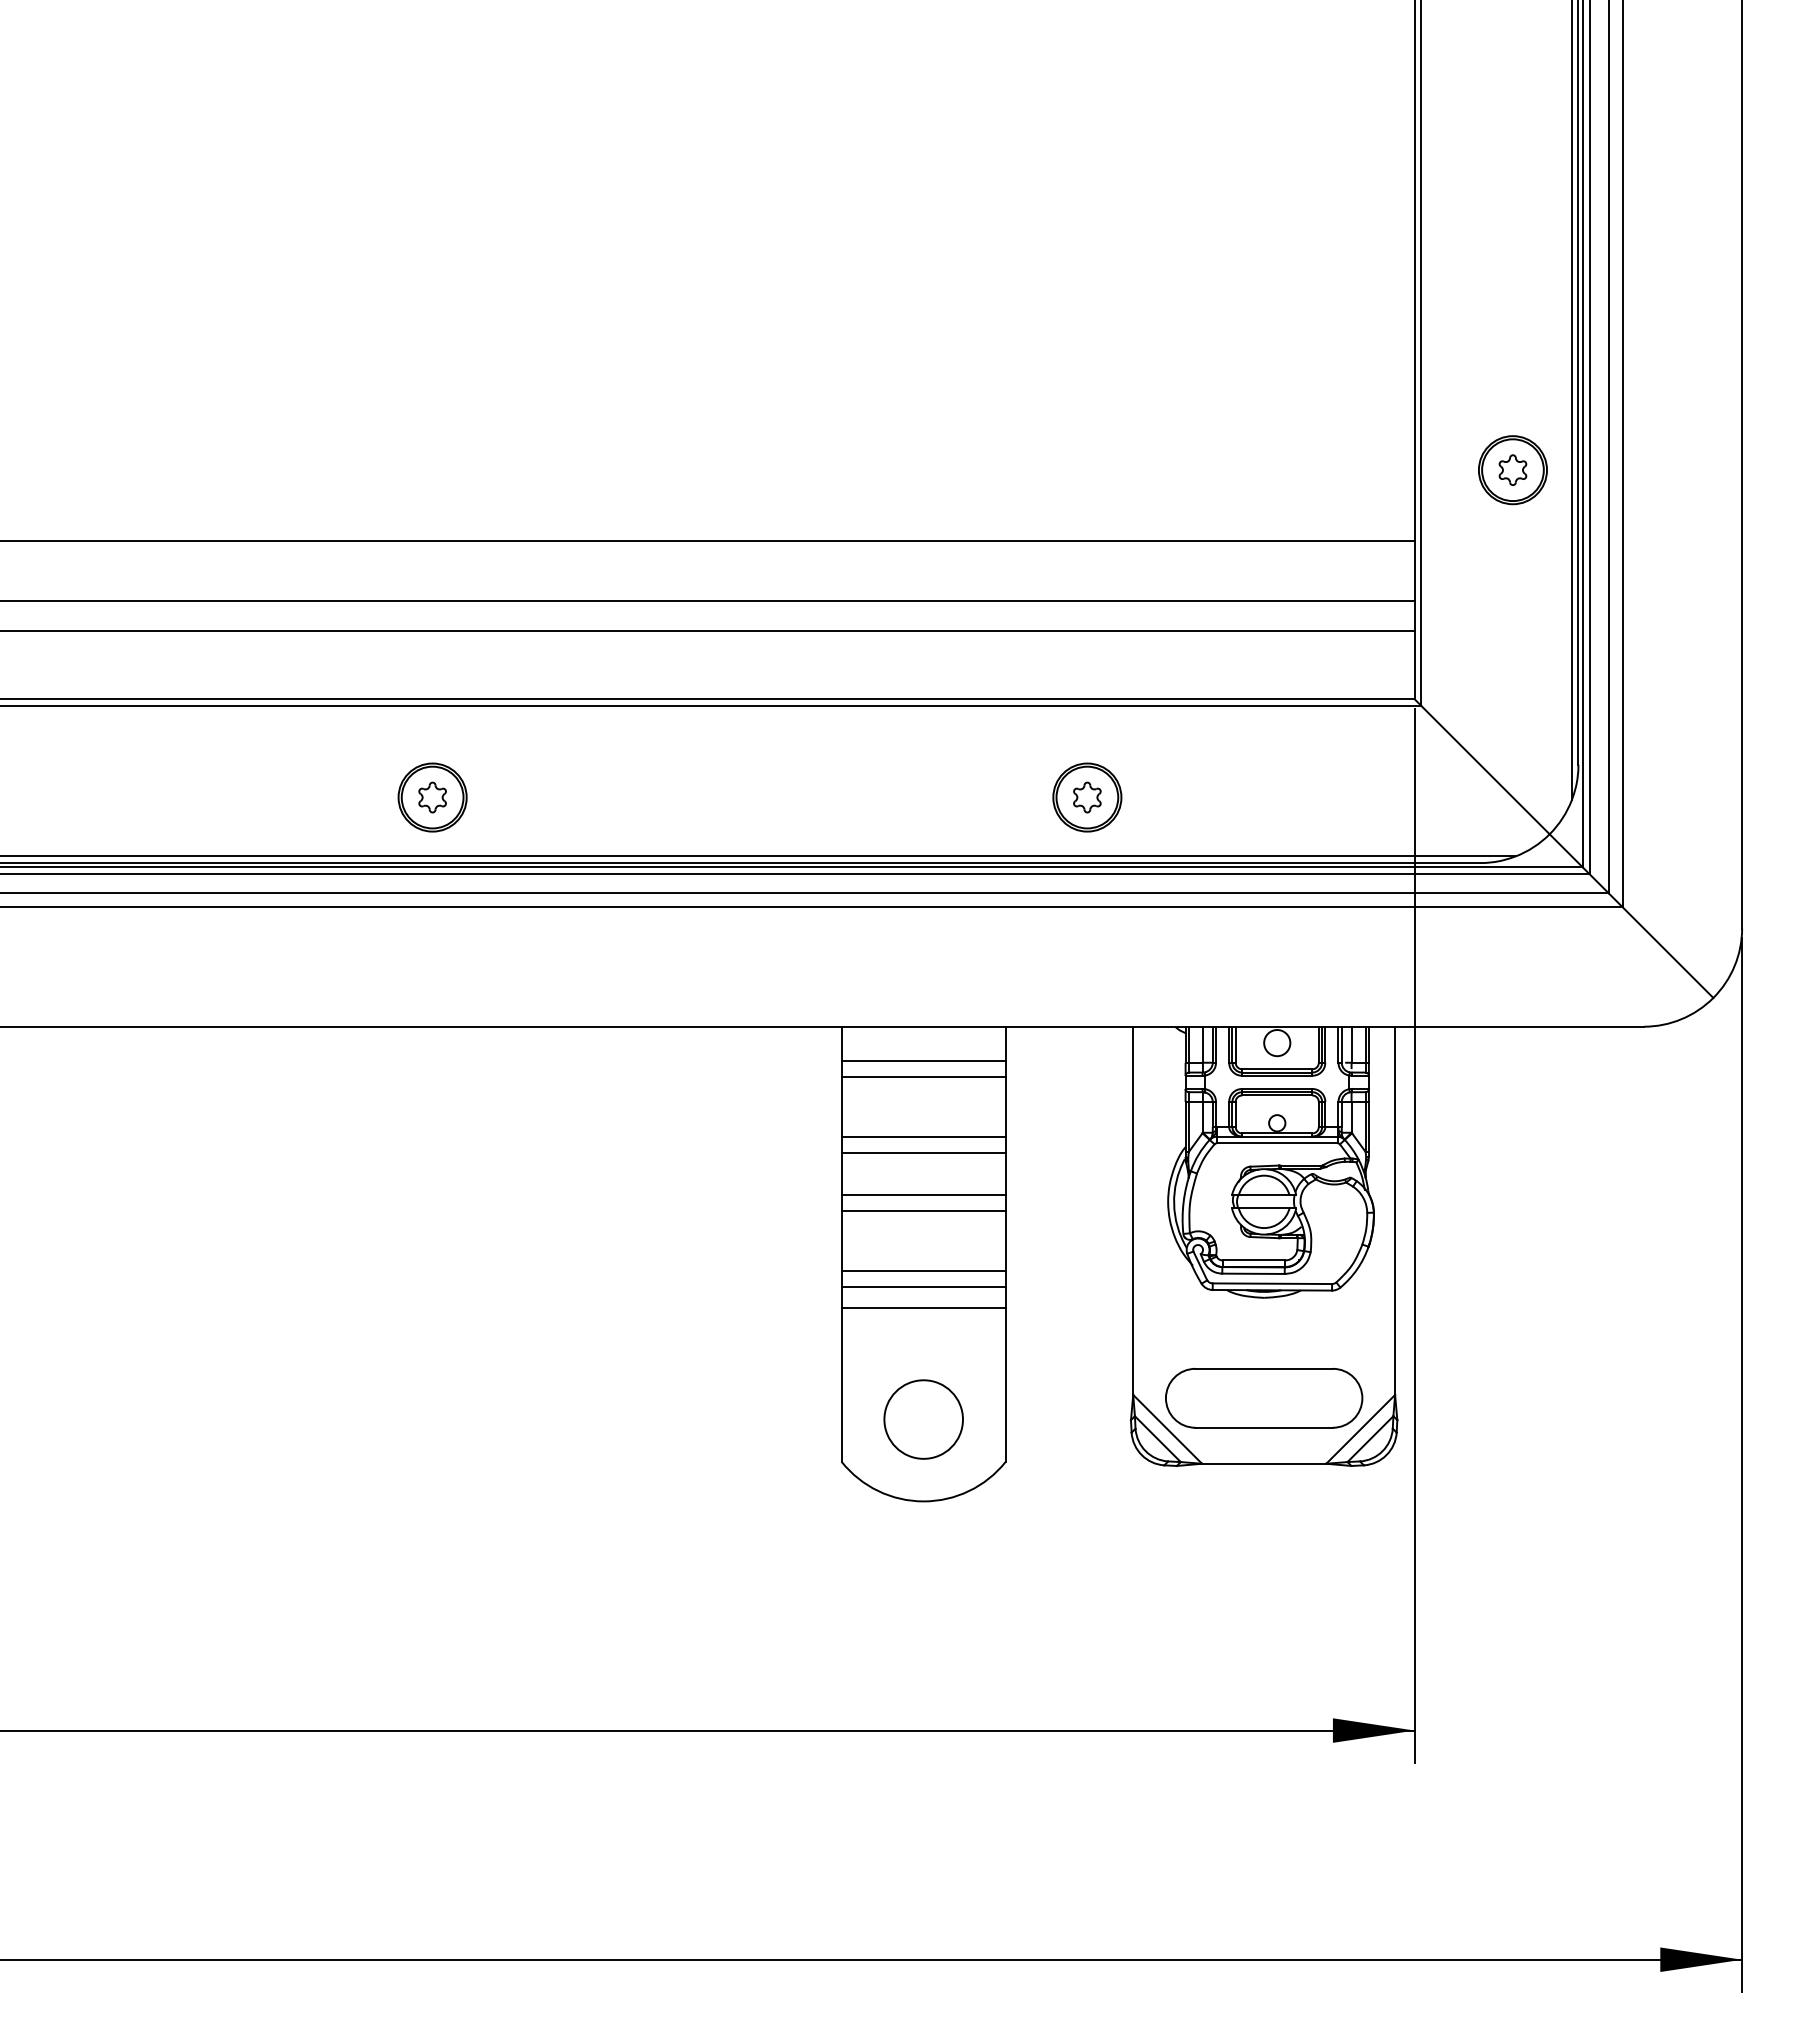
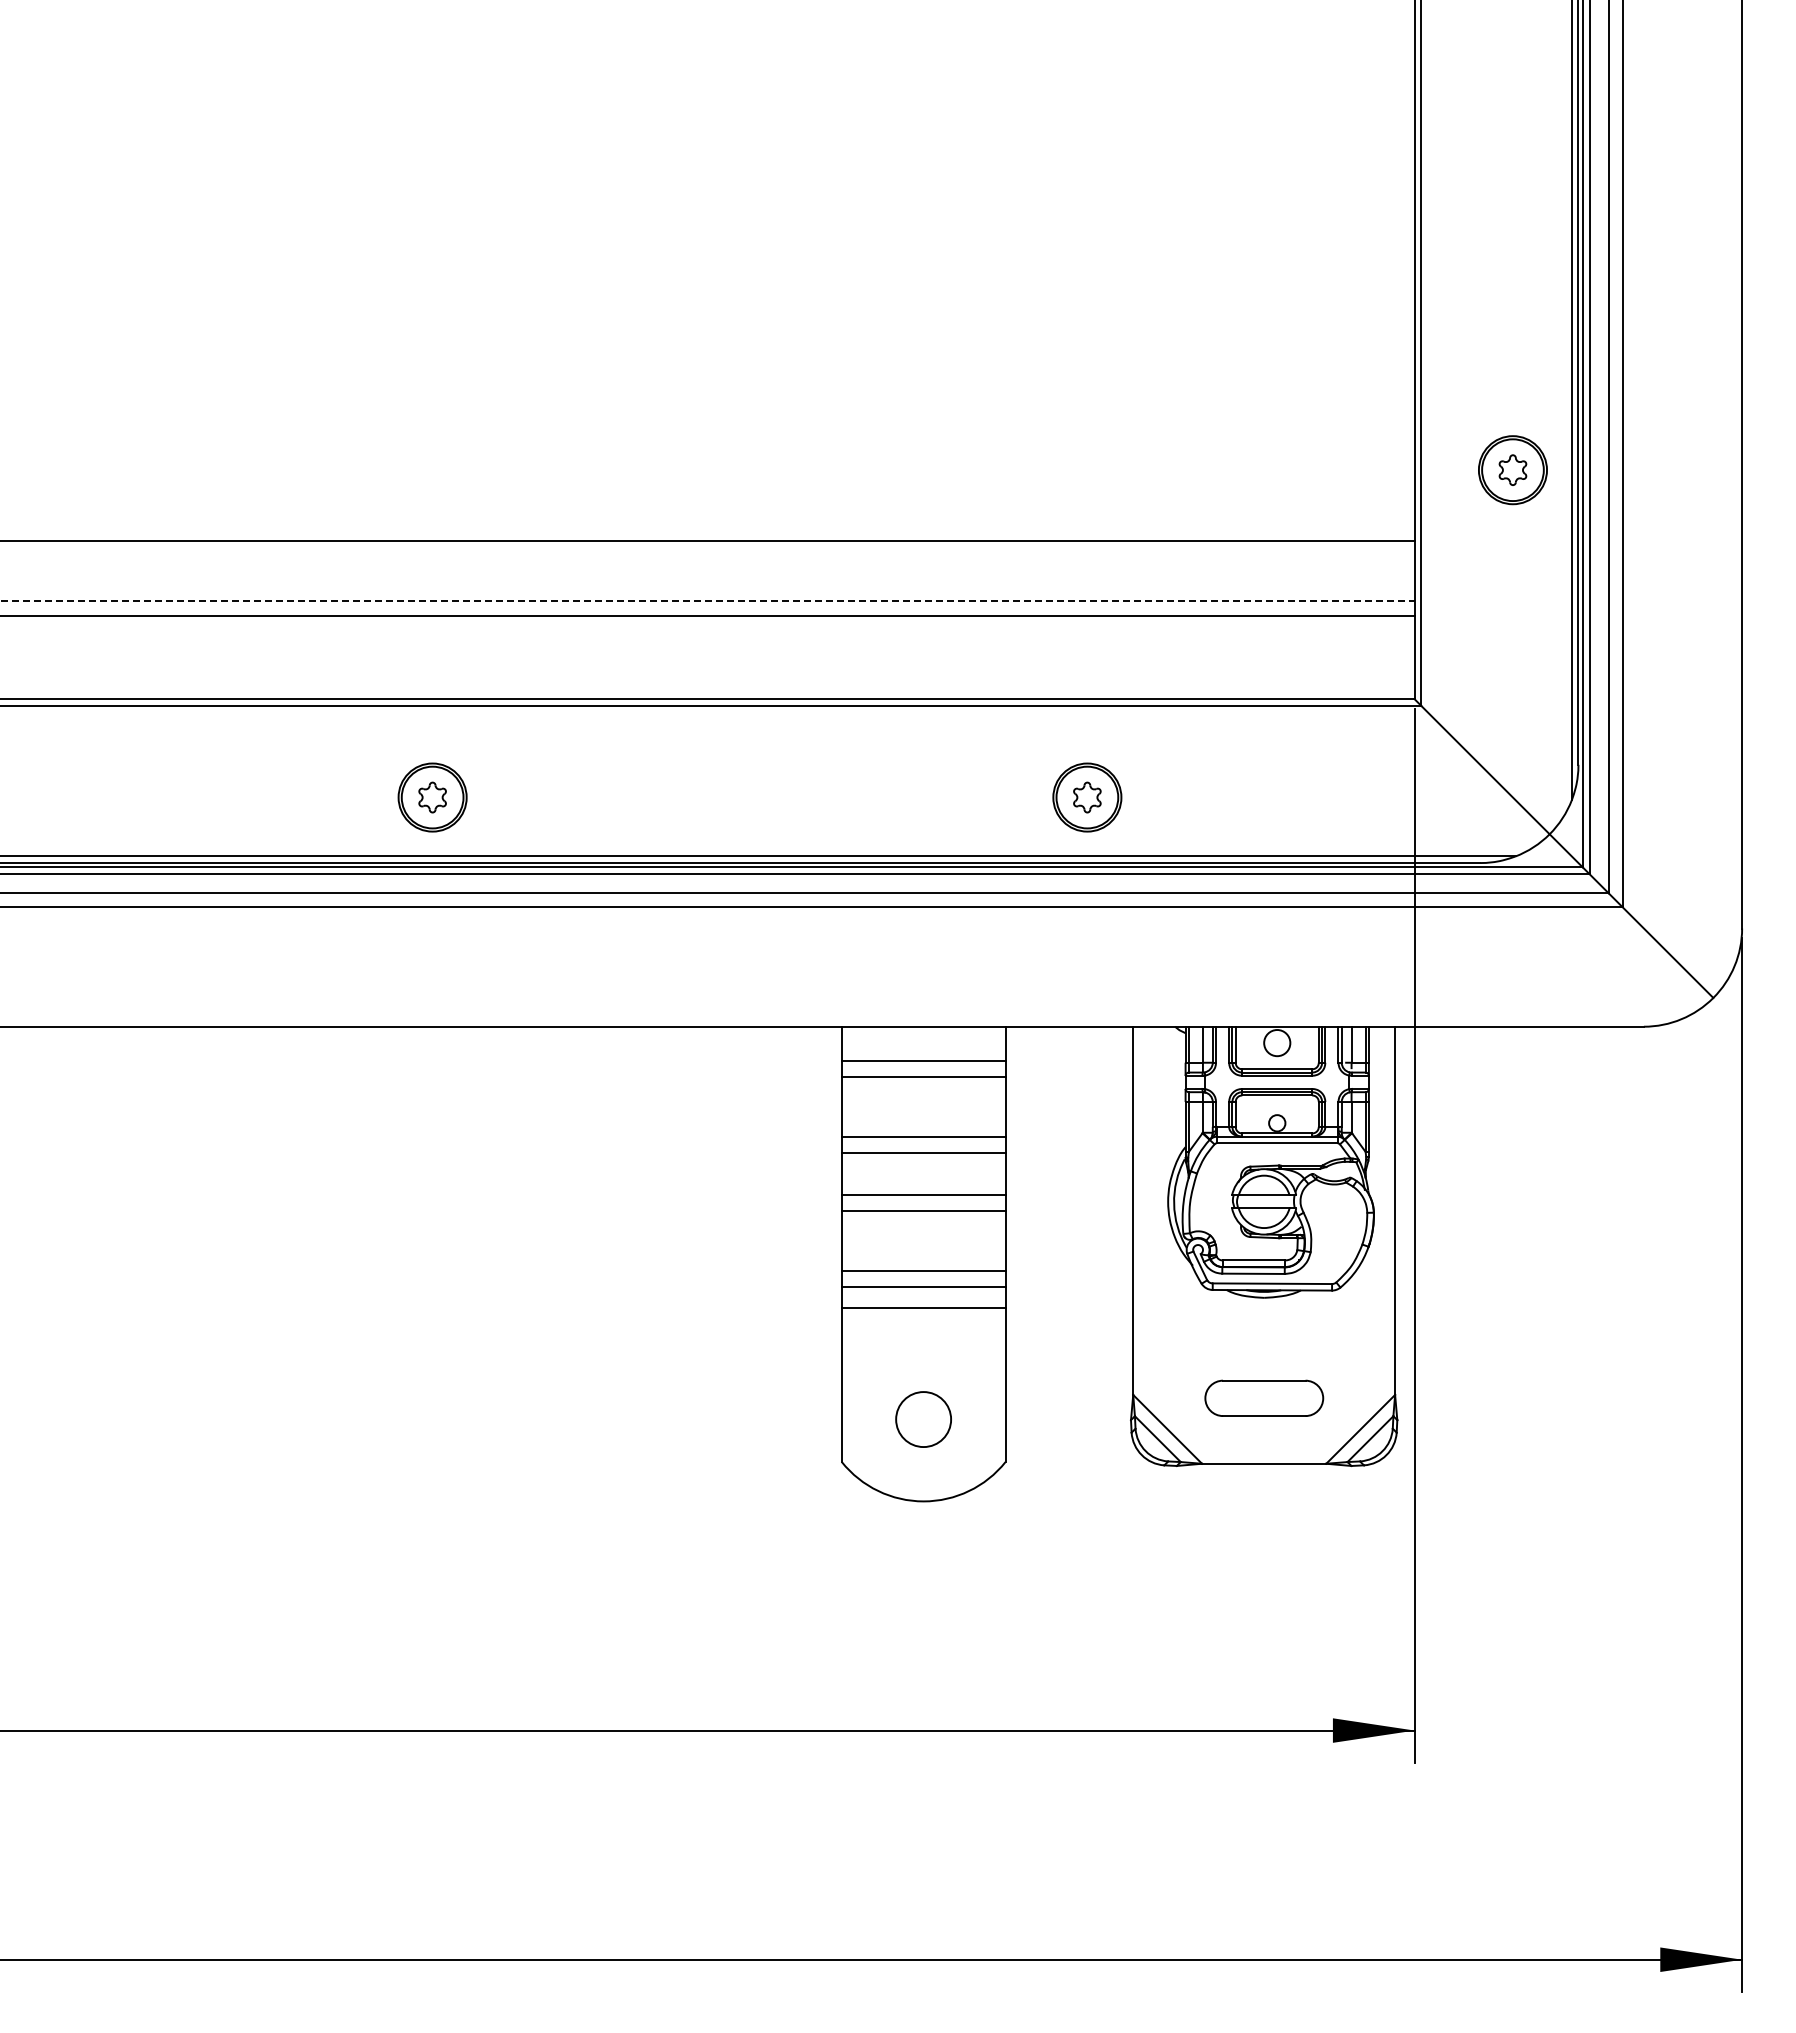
line: solid -> dashed (708, 601)
line position: (708, 630) -> (708, 615) (708, 615)
part size: 199x61 px -> 121x38 px (1264, 1397)
circle size: 81x81 px -> 57x57 px (923, 1419)
